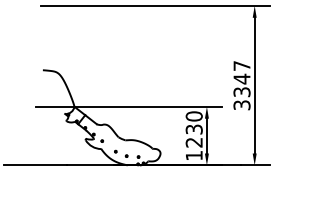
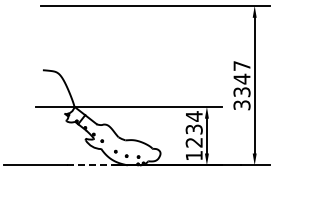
text: 1230 -> 1234 (193, 116)
line: solid -> dashed (90, 165)
